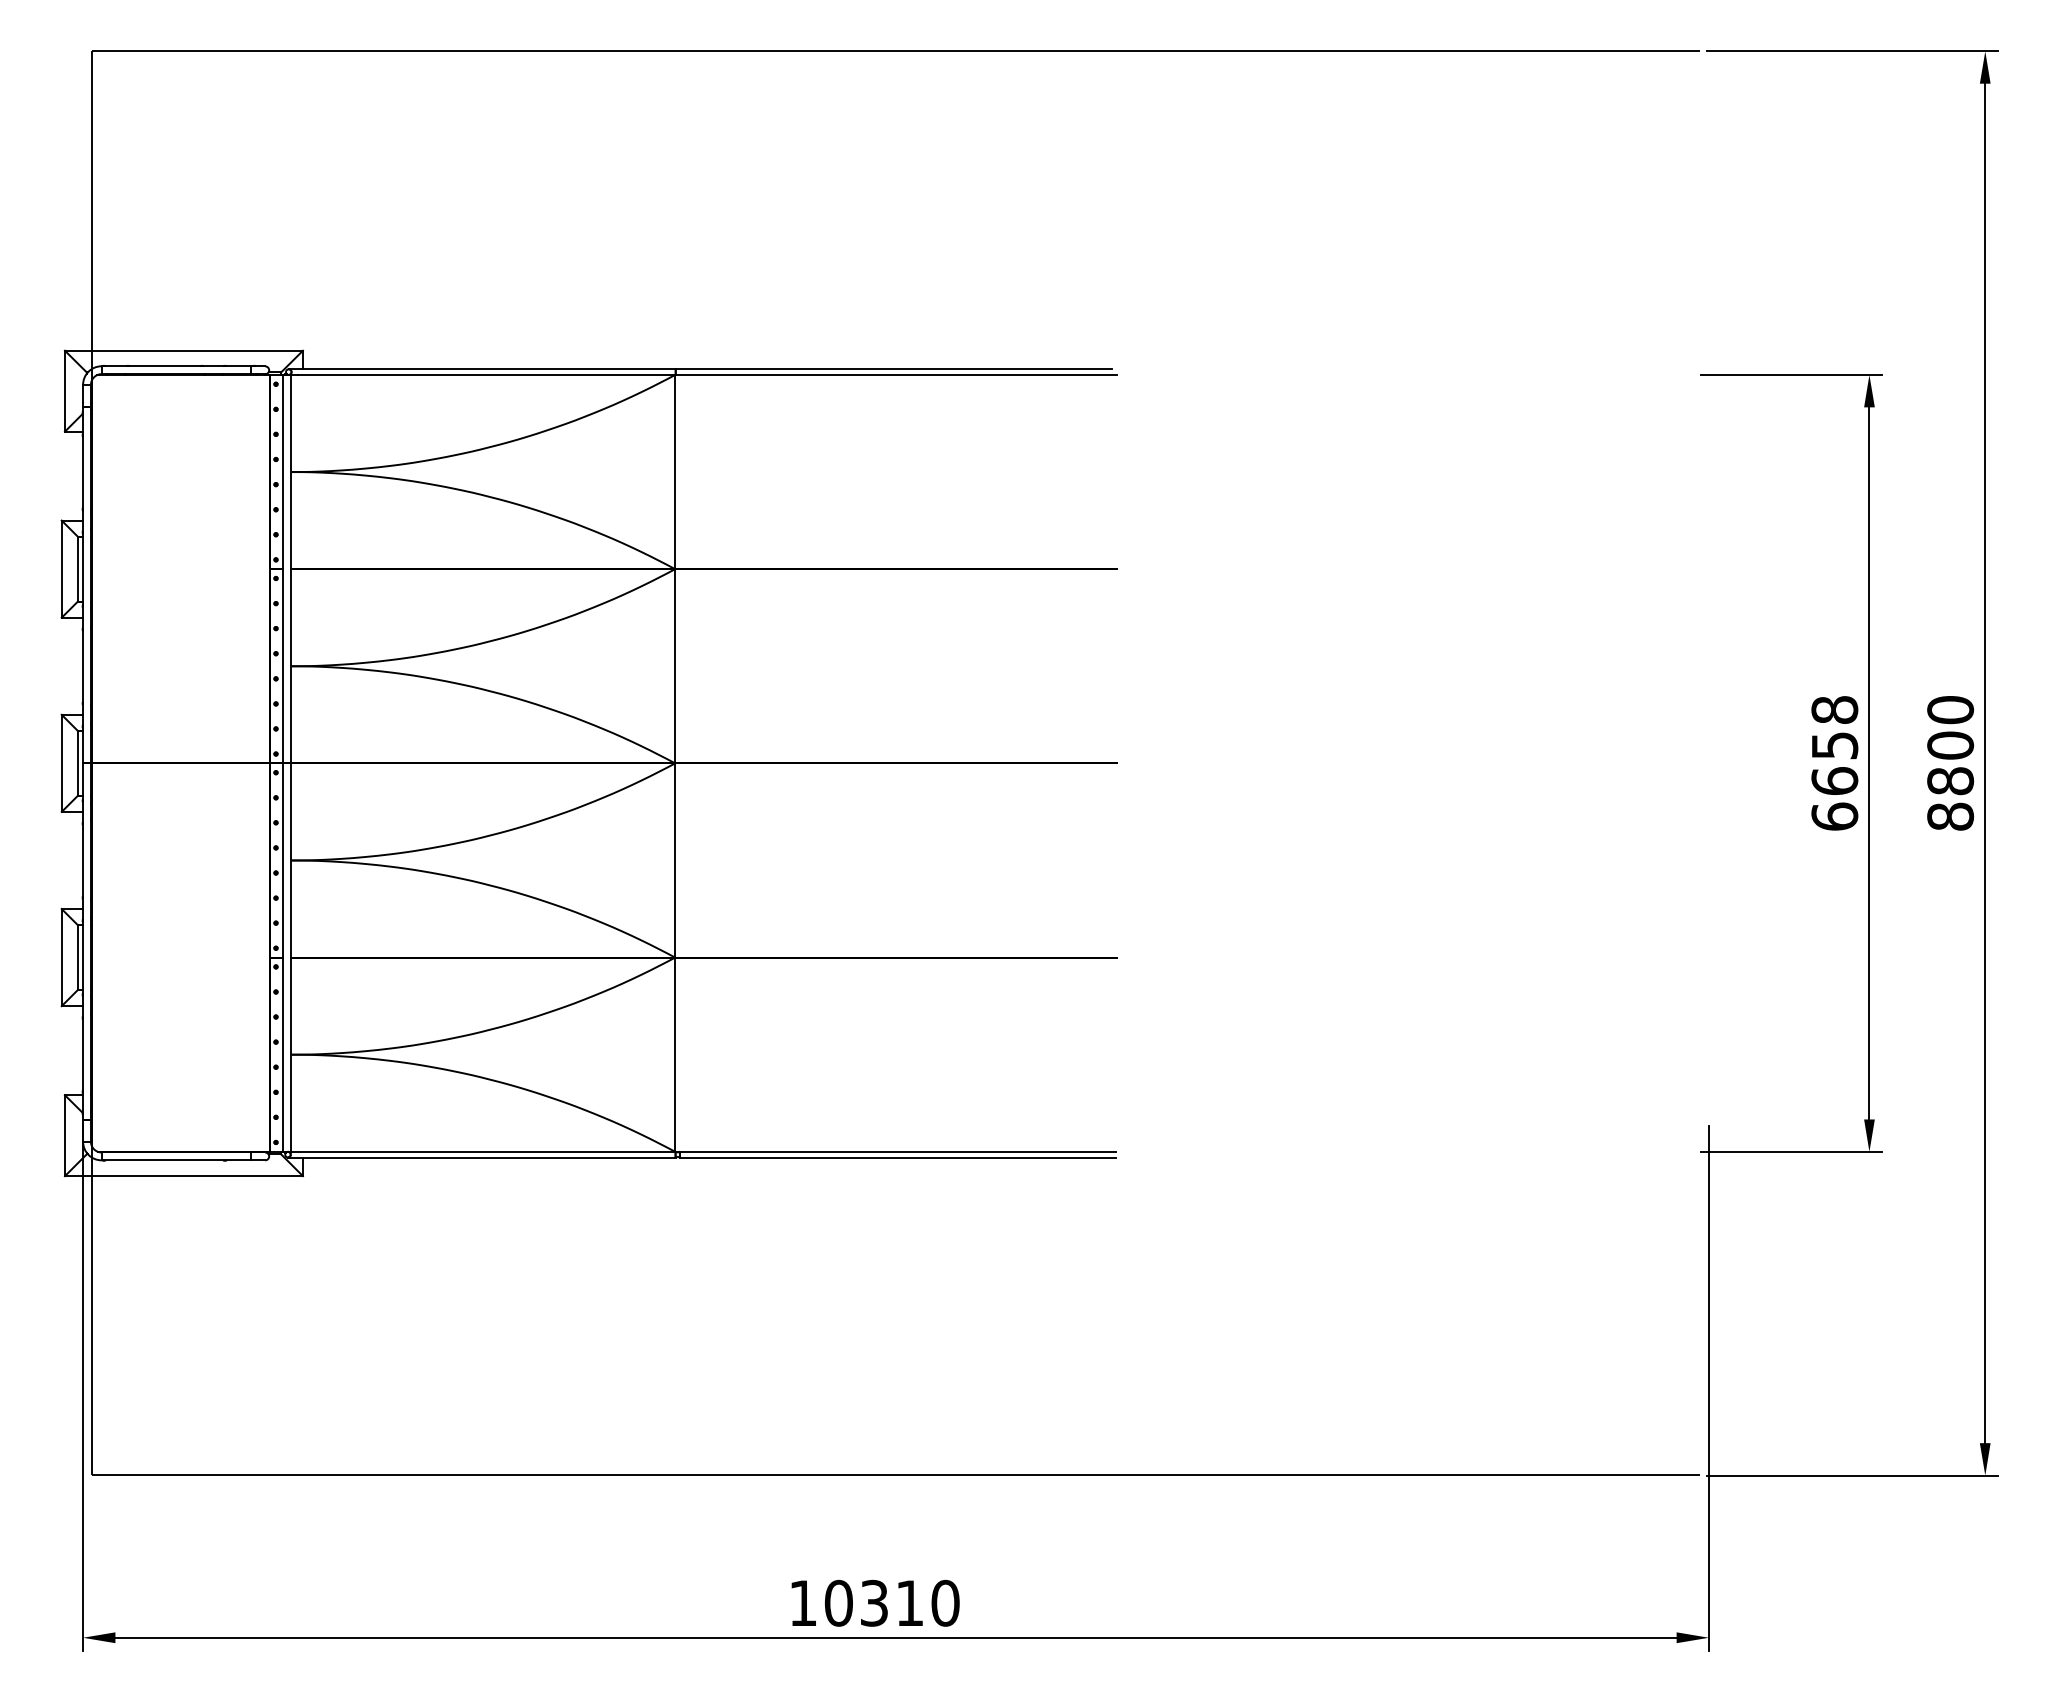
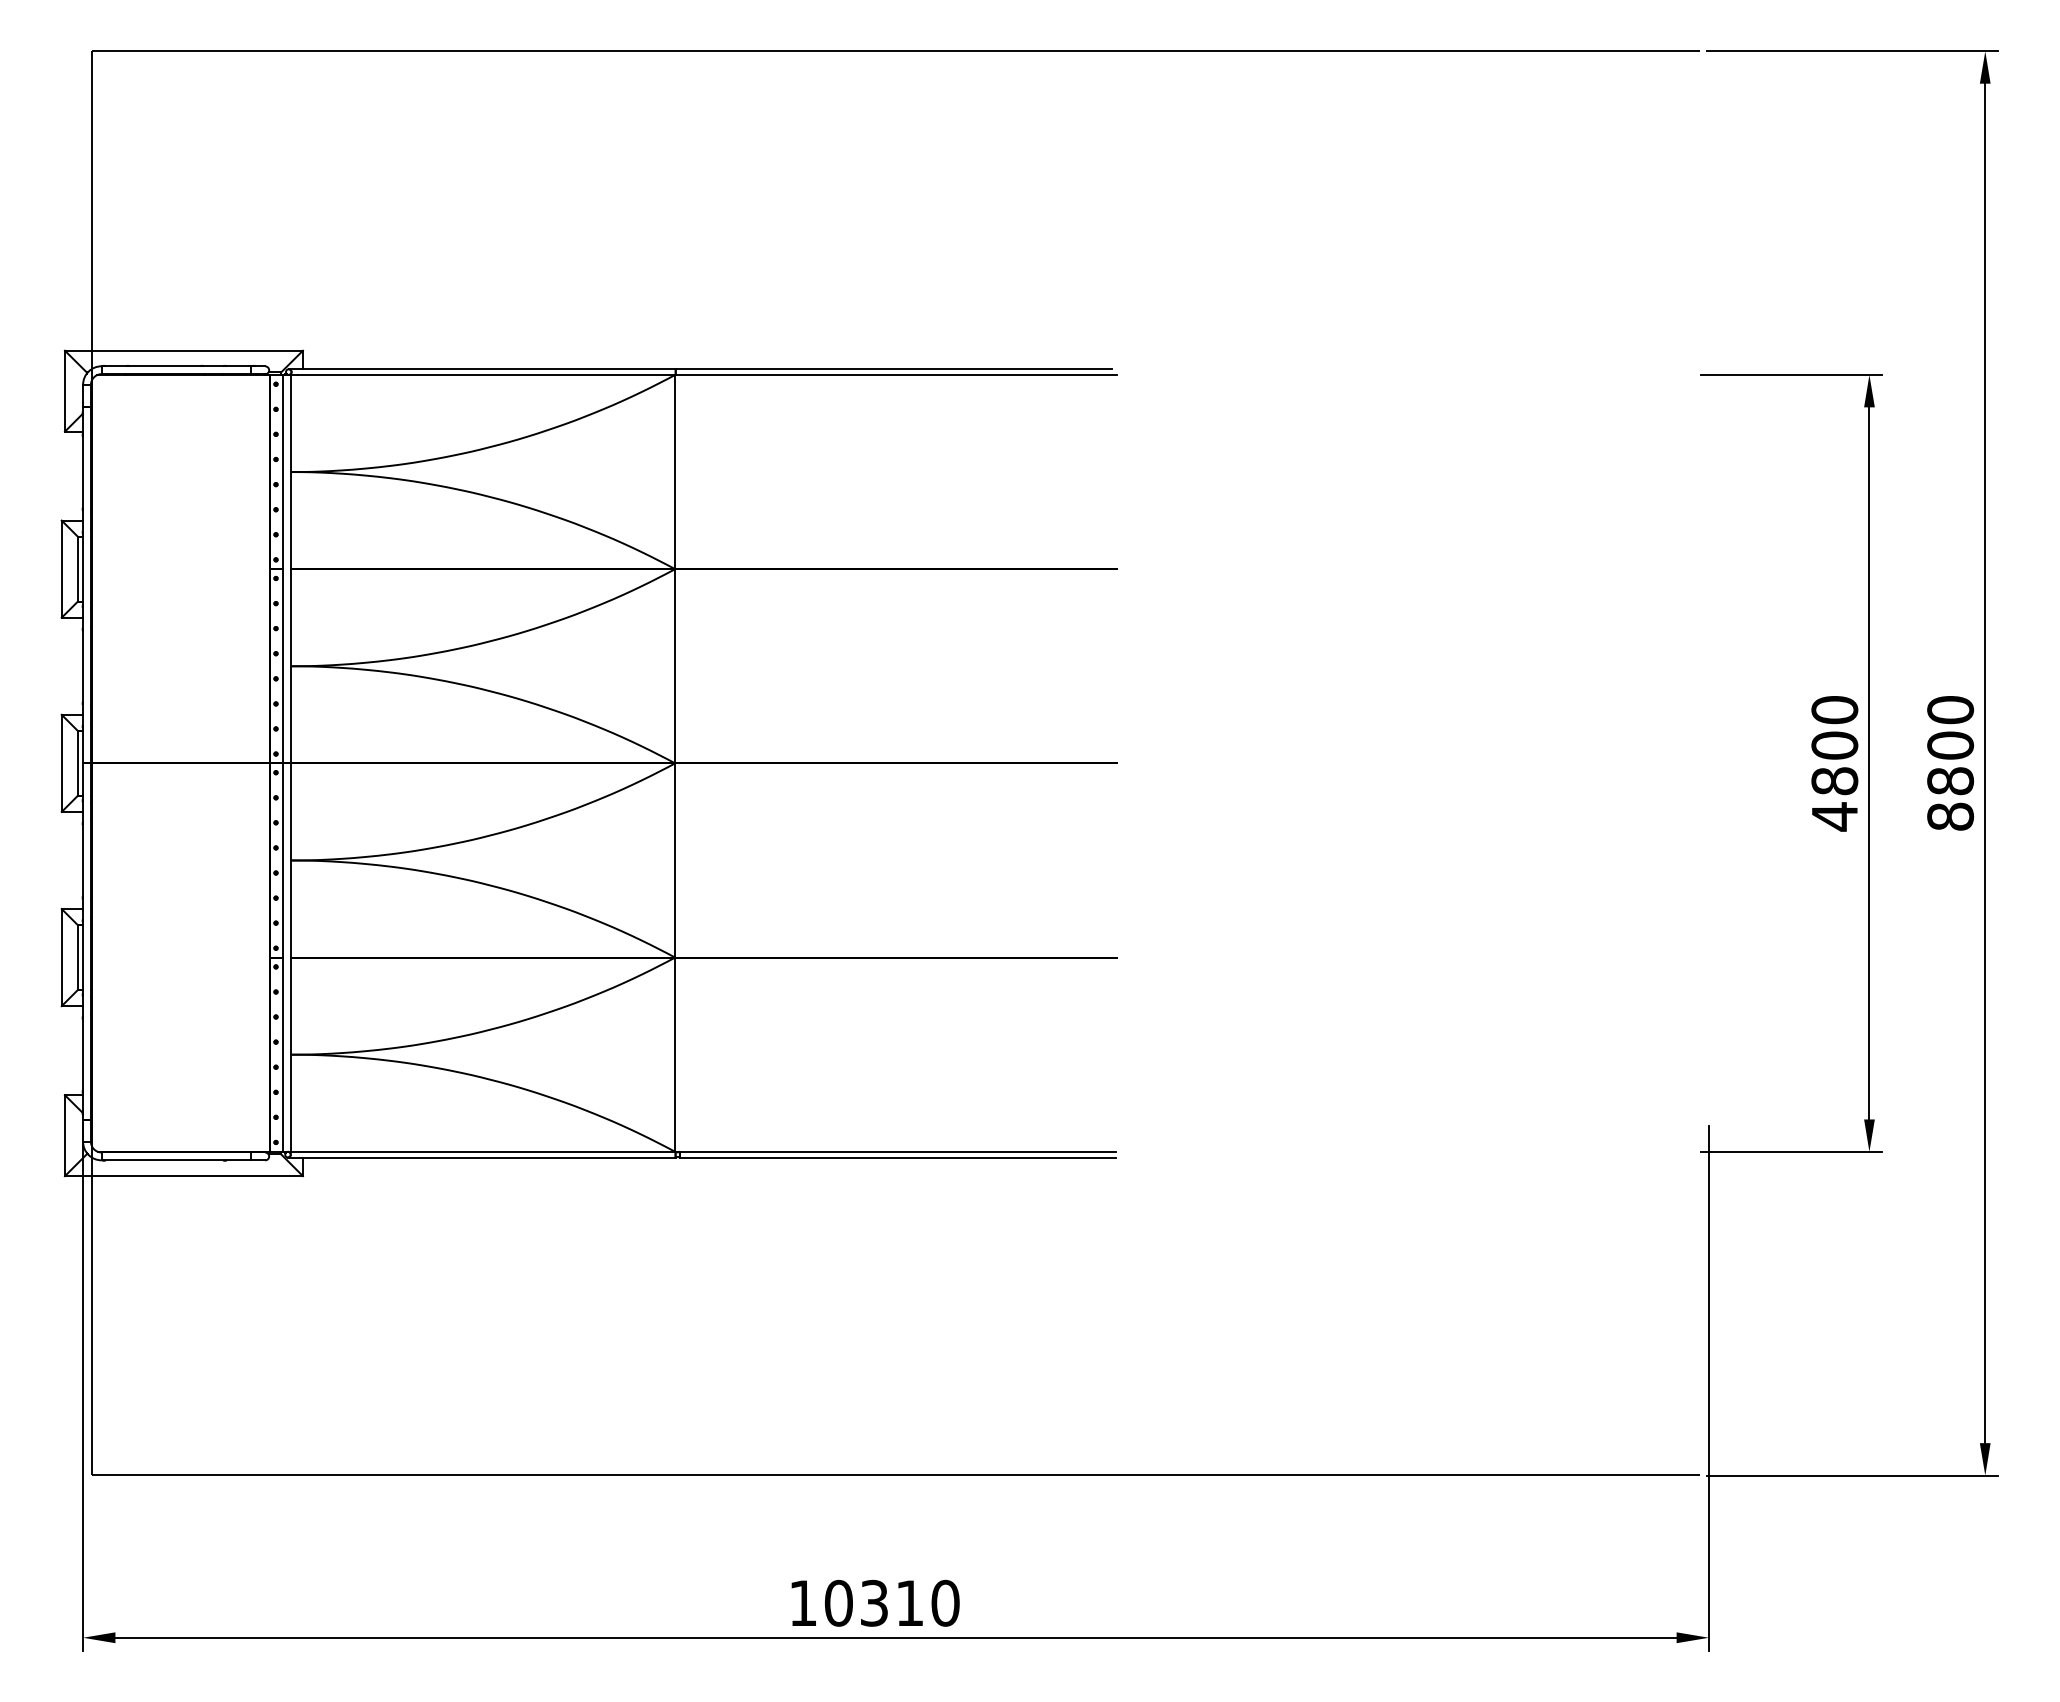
text: 6658 -> 4800 (1834, 763)
